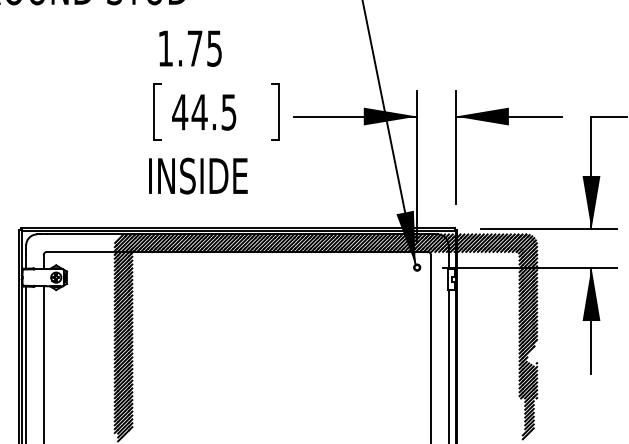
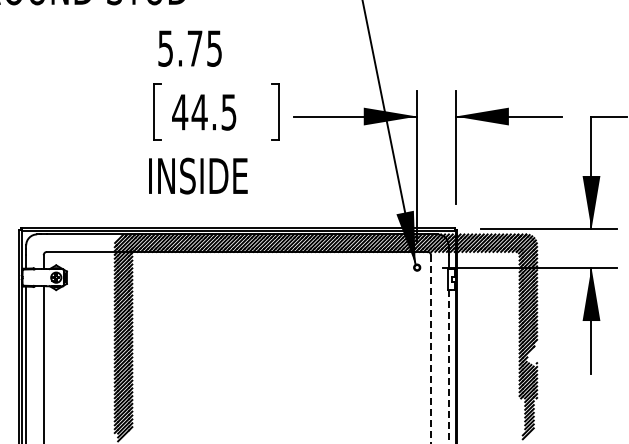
text: 1.75 -> 5.75 (165, 48)
line: solid -> dashed (430, 350)
line: solid -> dashed (448, 366)
